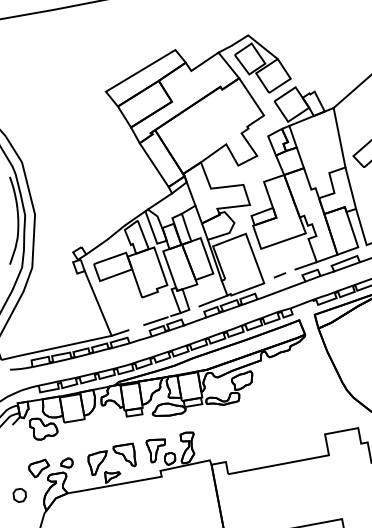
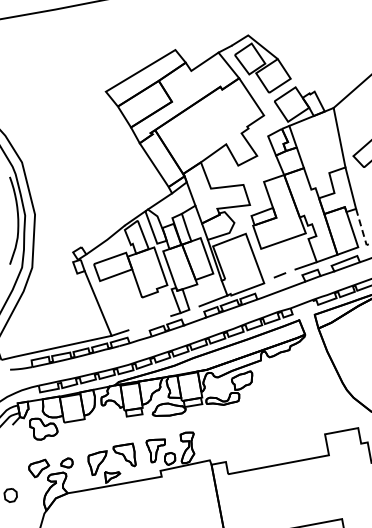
line: solid -> dashed (362, 229)
line: present -> none (155, 321)
part position: (19, 495) -> (10, 495) (10, 495)
